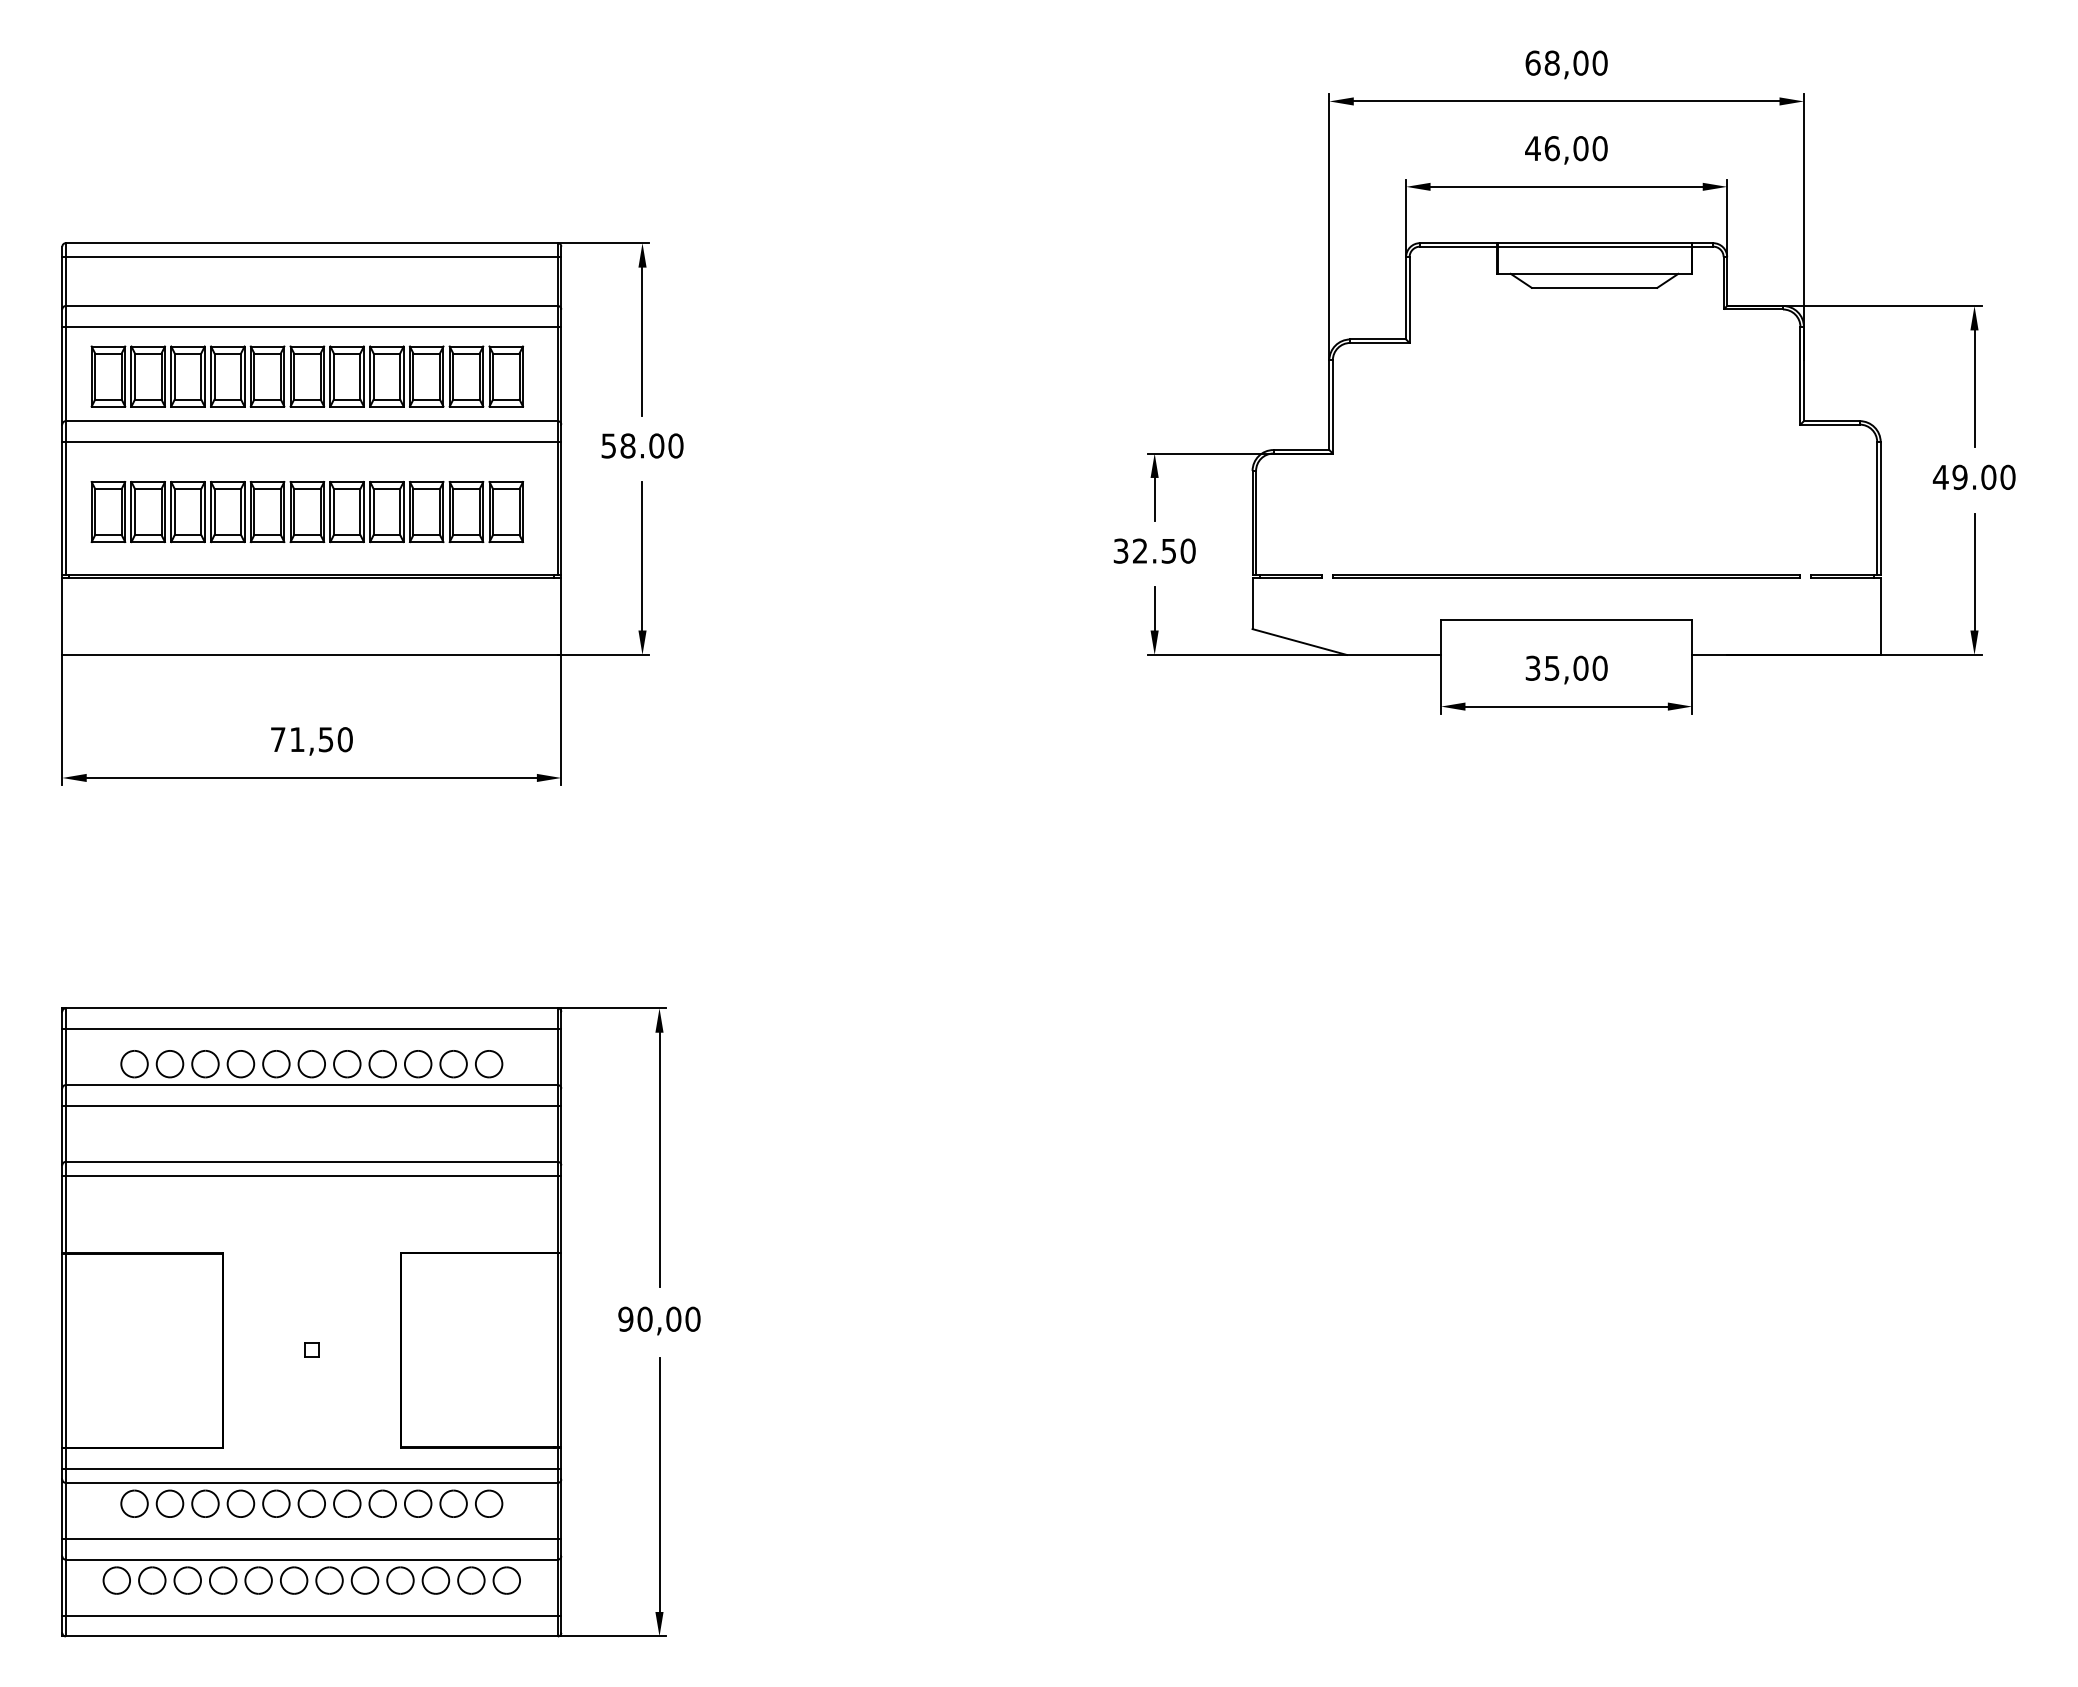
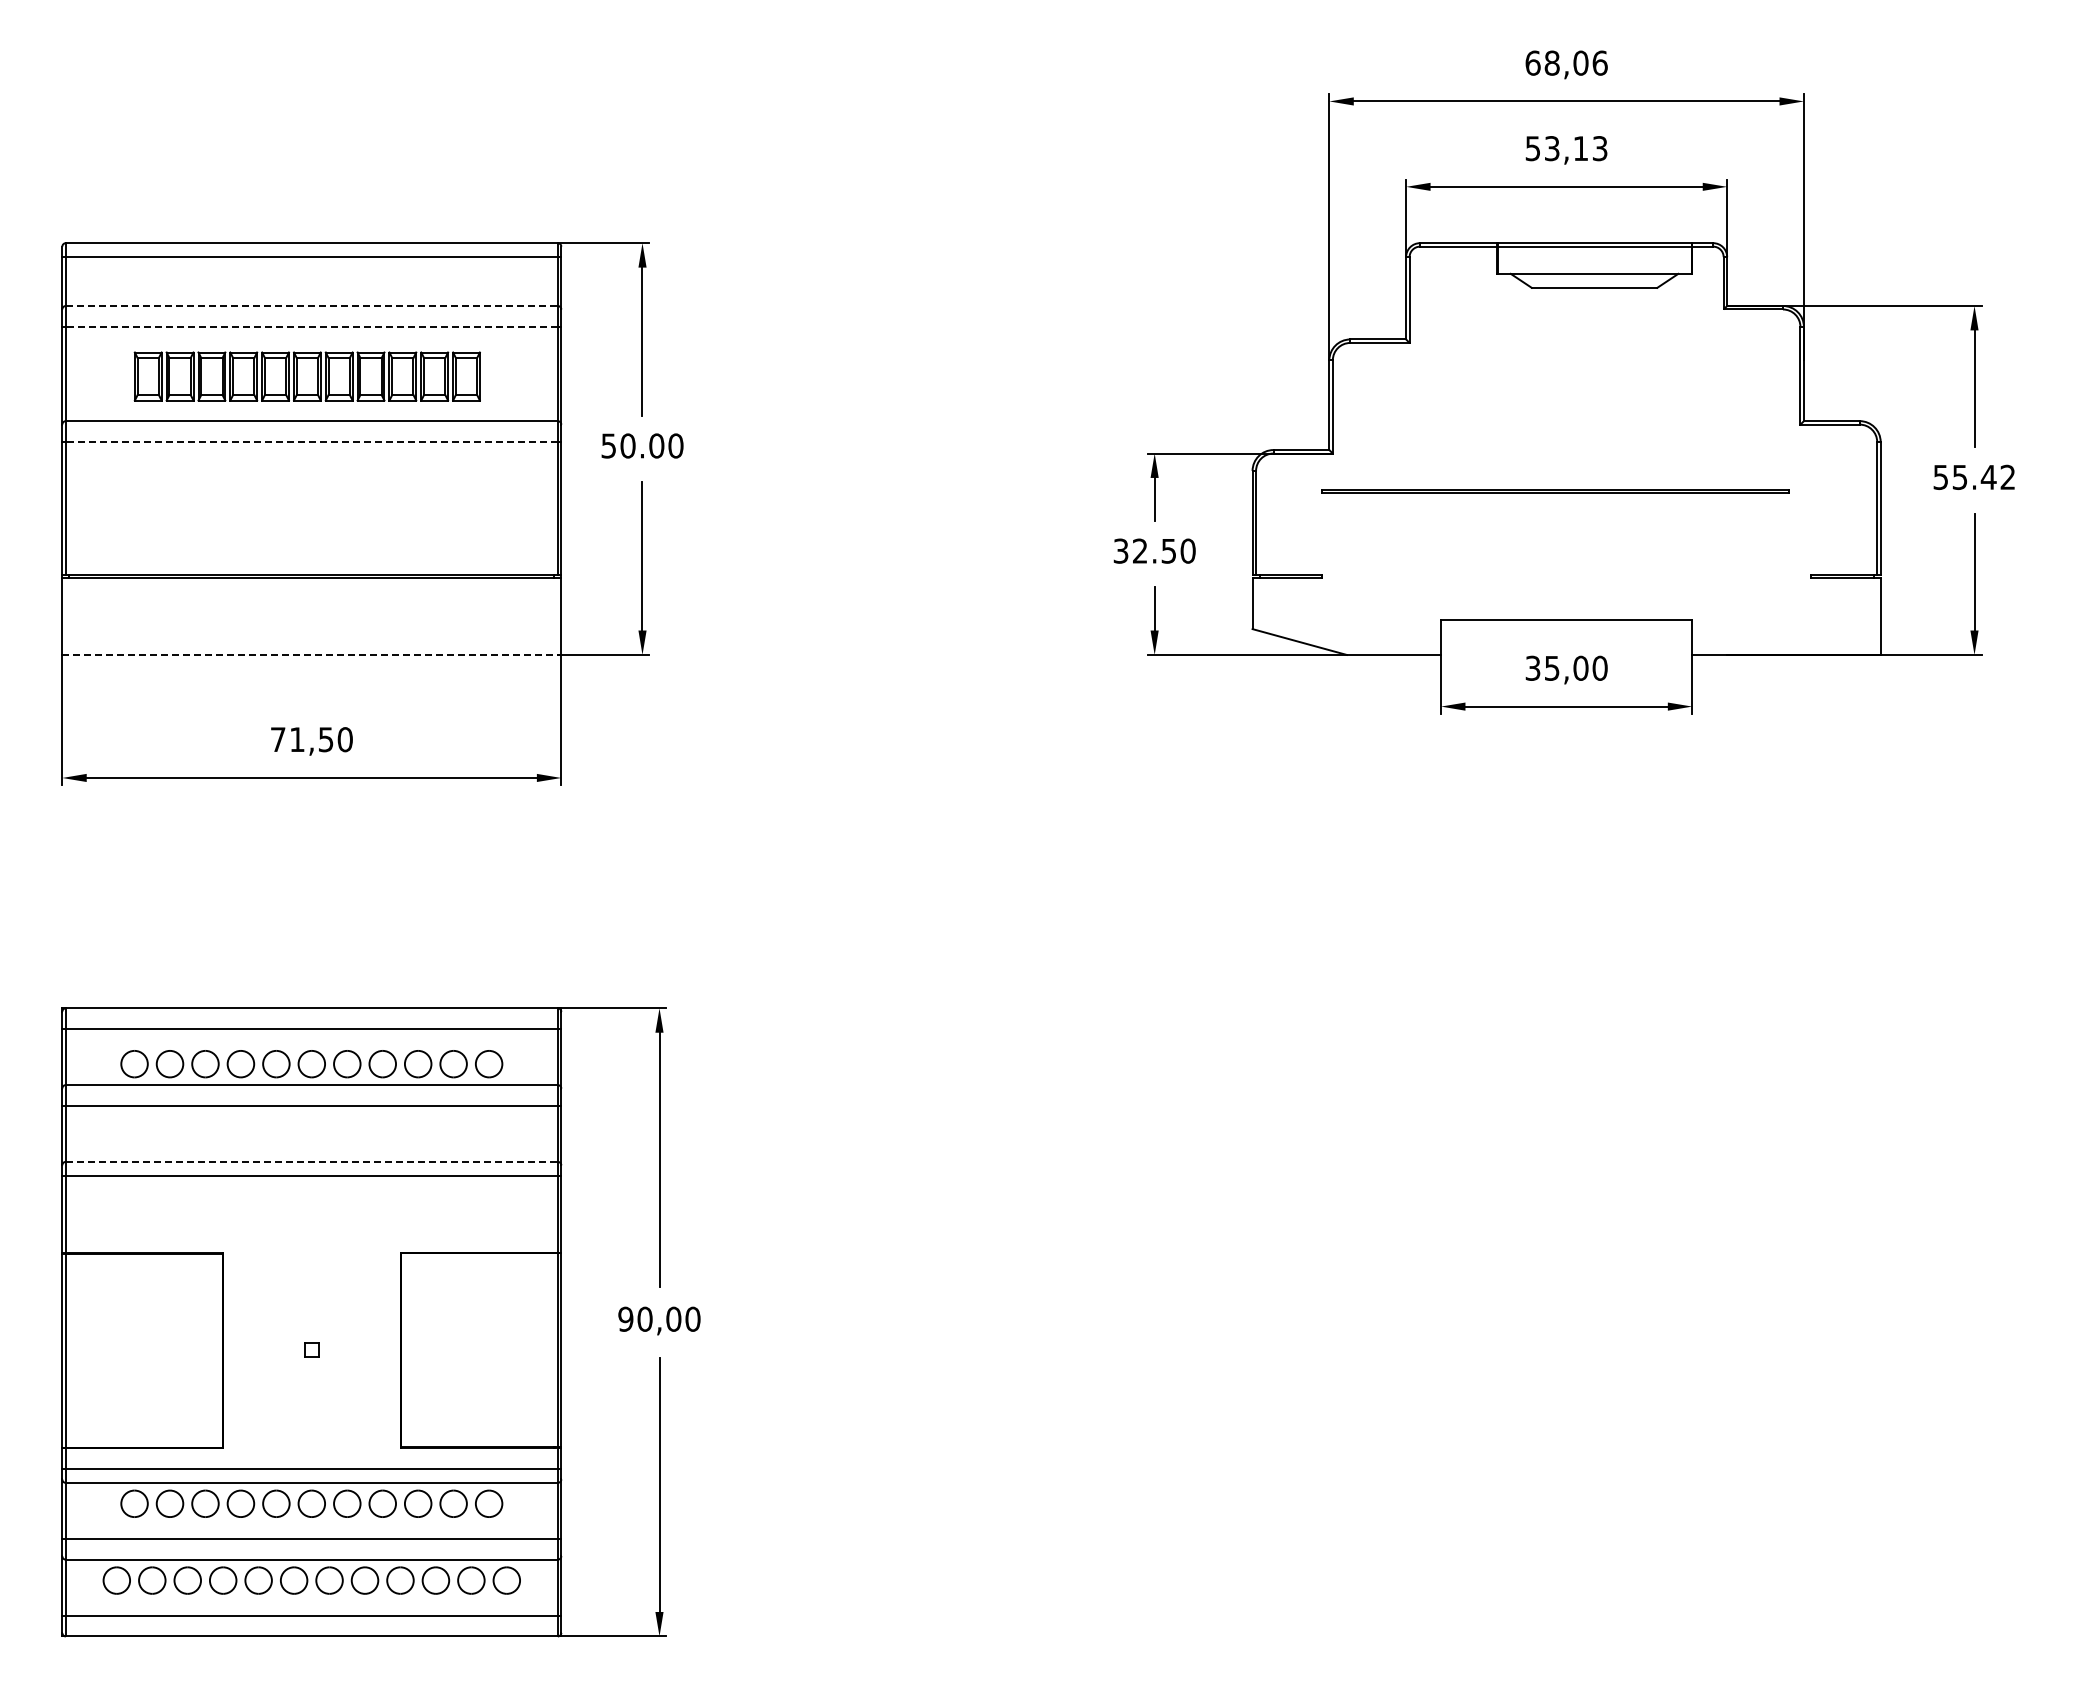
text: 68,00 -> 68,06 (1599, 62)
text: 46,00 -> 53,13 (1566, 148)
line: solid -> dashed (312, 305)
line: solid -> dashed (311, 326)
part size: 435x63 px -> 348x51 px (306, 376)
line: solid -> dashed (311, 442)
text: 58.00 -> 50.00 (627, 445)
text: 49.00 -> 55.42 (1973, 476)
part: present -> none (307, 512)
line position: (1566, 575) -> (1555, 490) (1555, 490)
line: solid -> dashed (311, 654)
line: solid -> dashed (312, 1161)
